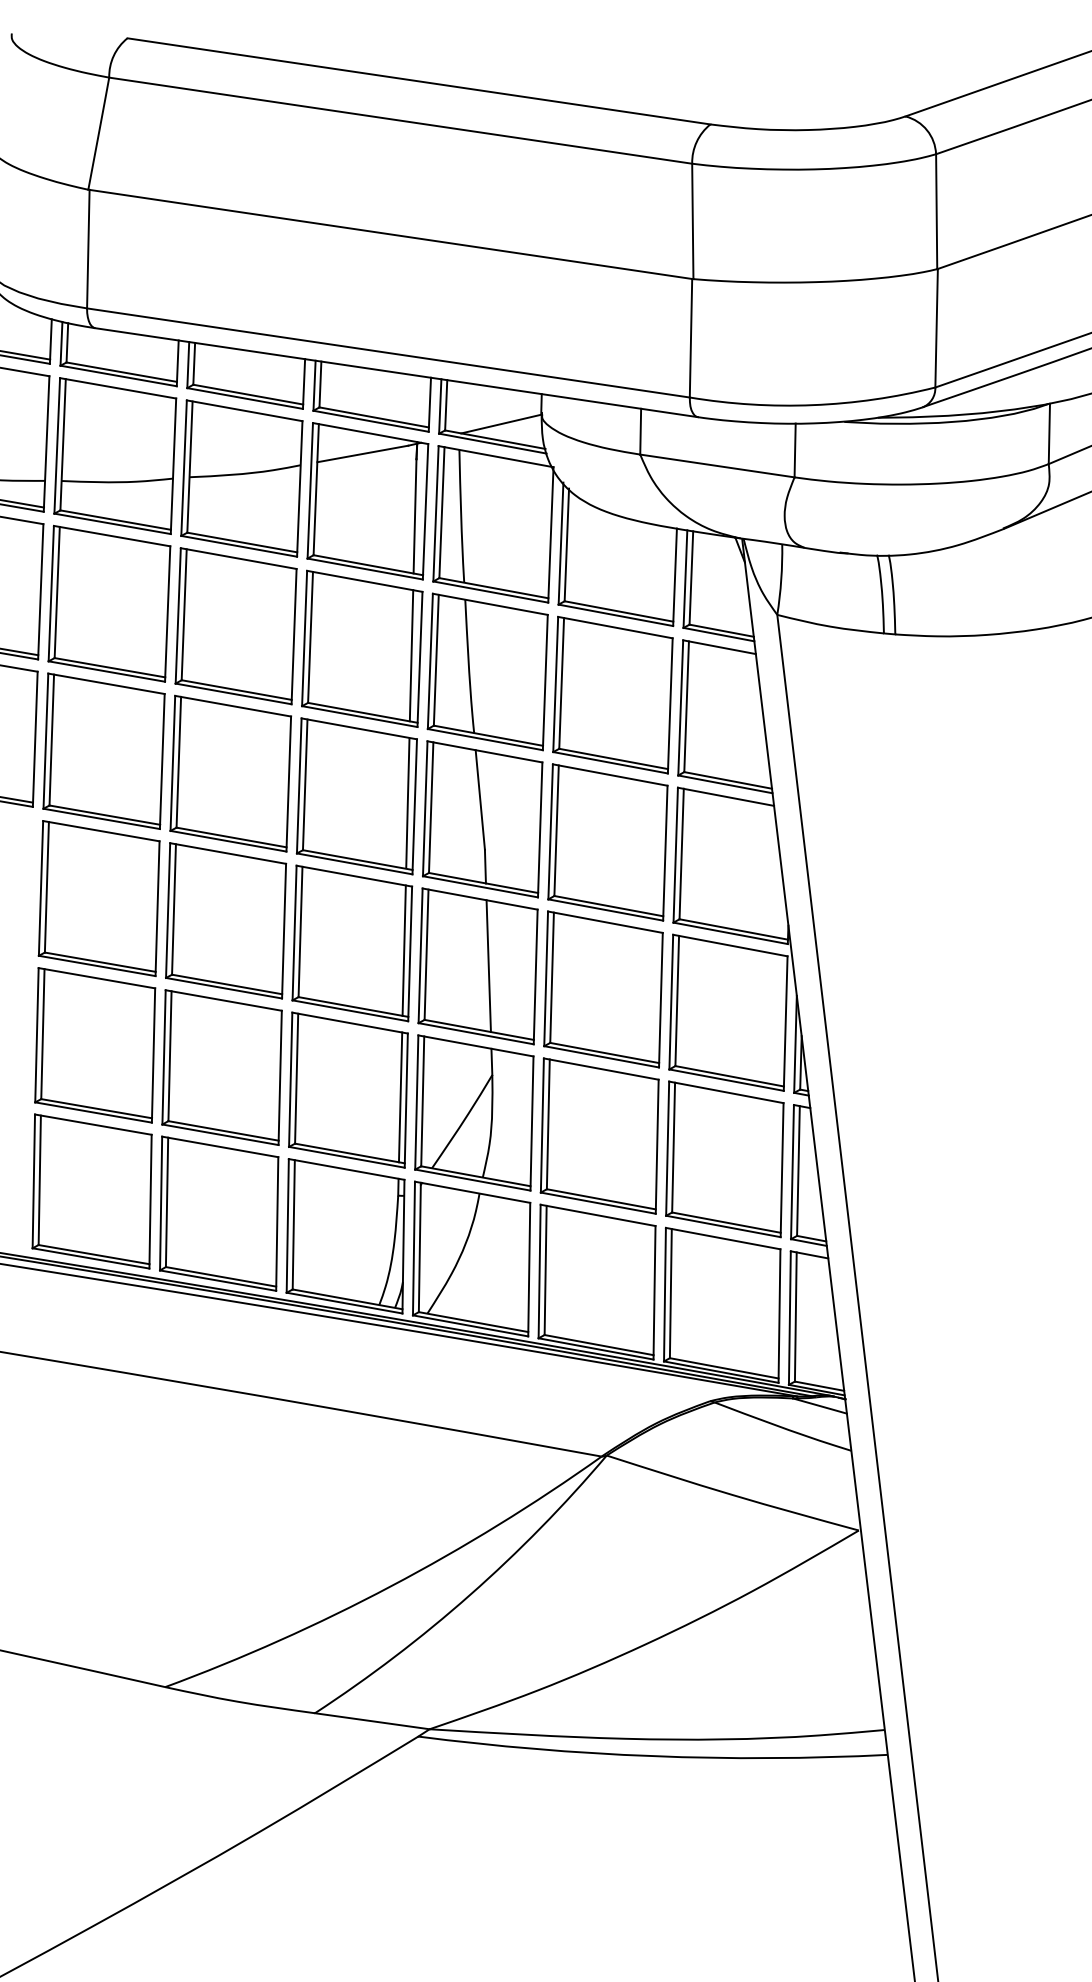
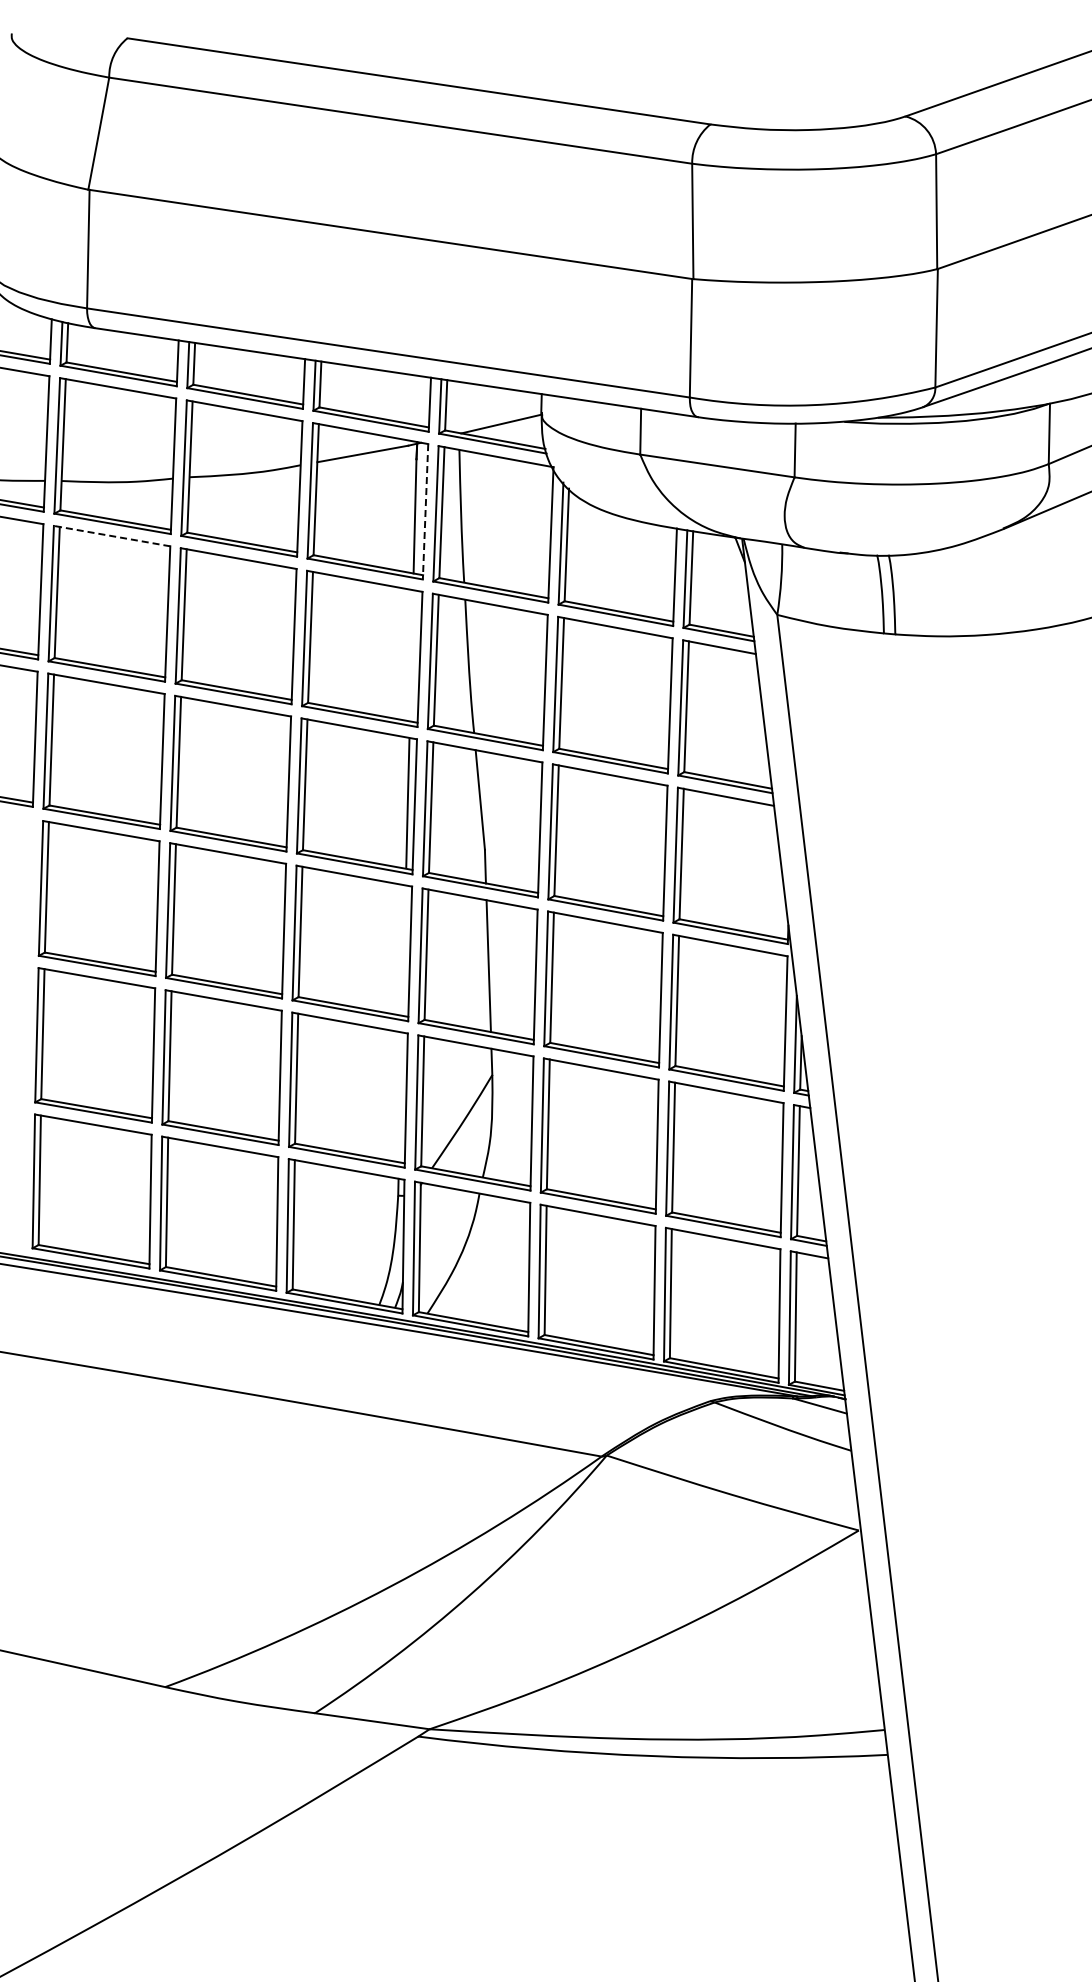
line: solid -> dashed (425, 511)
line: solid -> dashed (111, 536)
line: present -> none (411, 655)
line: present -> none (403, 950)
line: present -> none (400, 1097)
